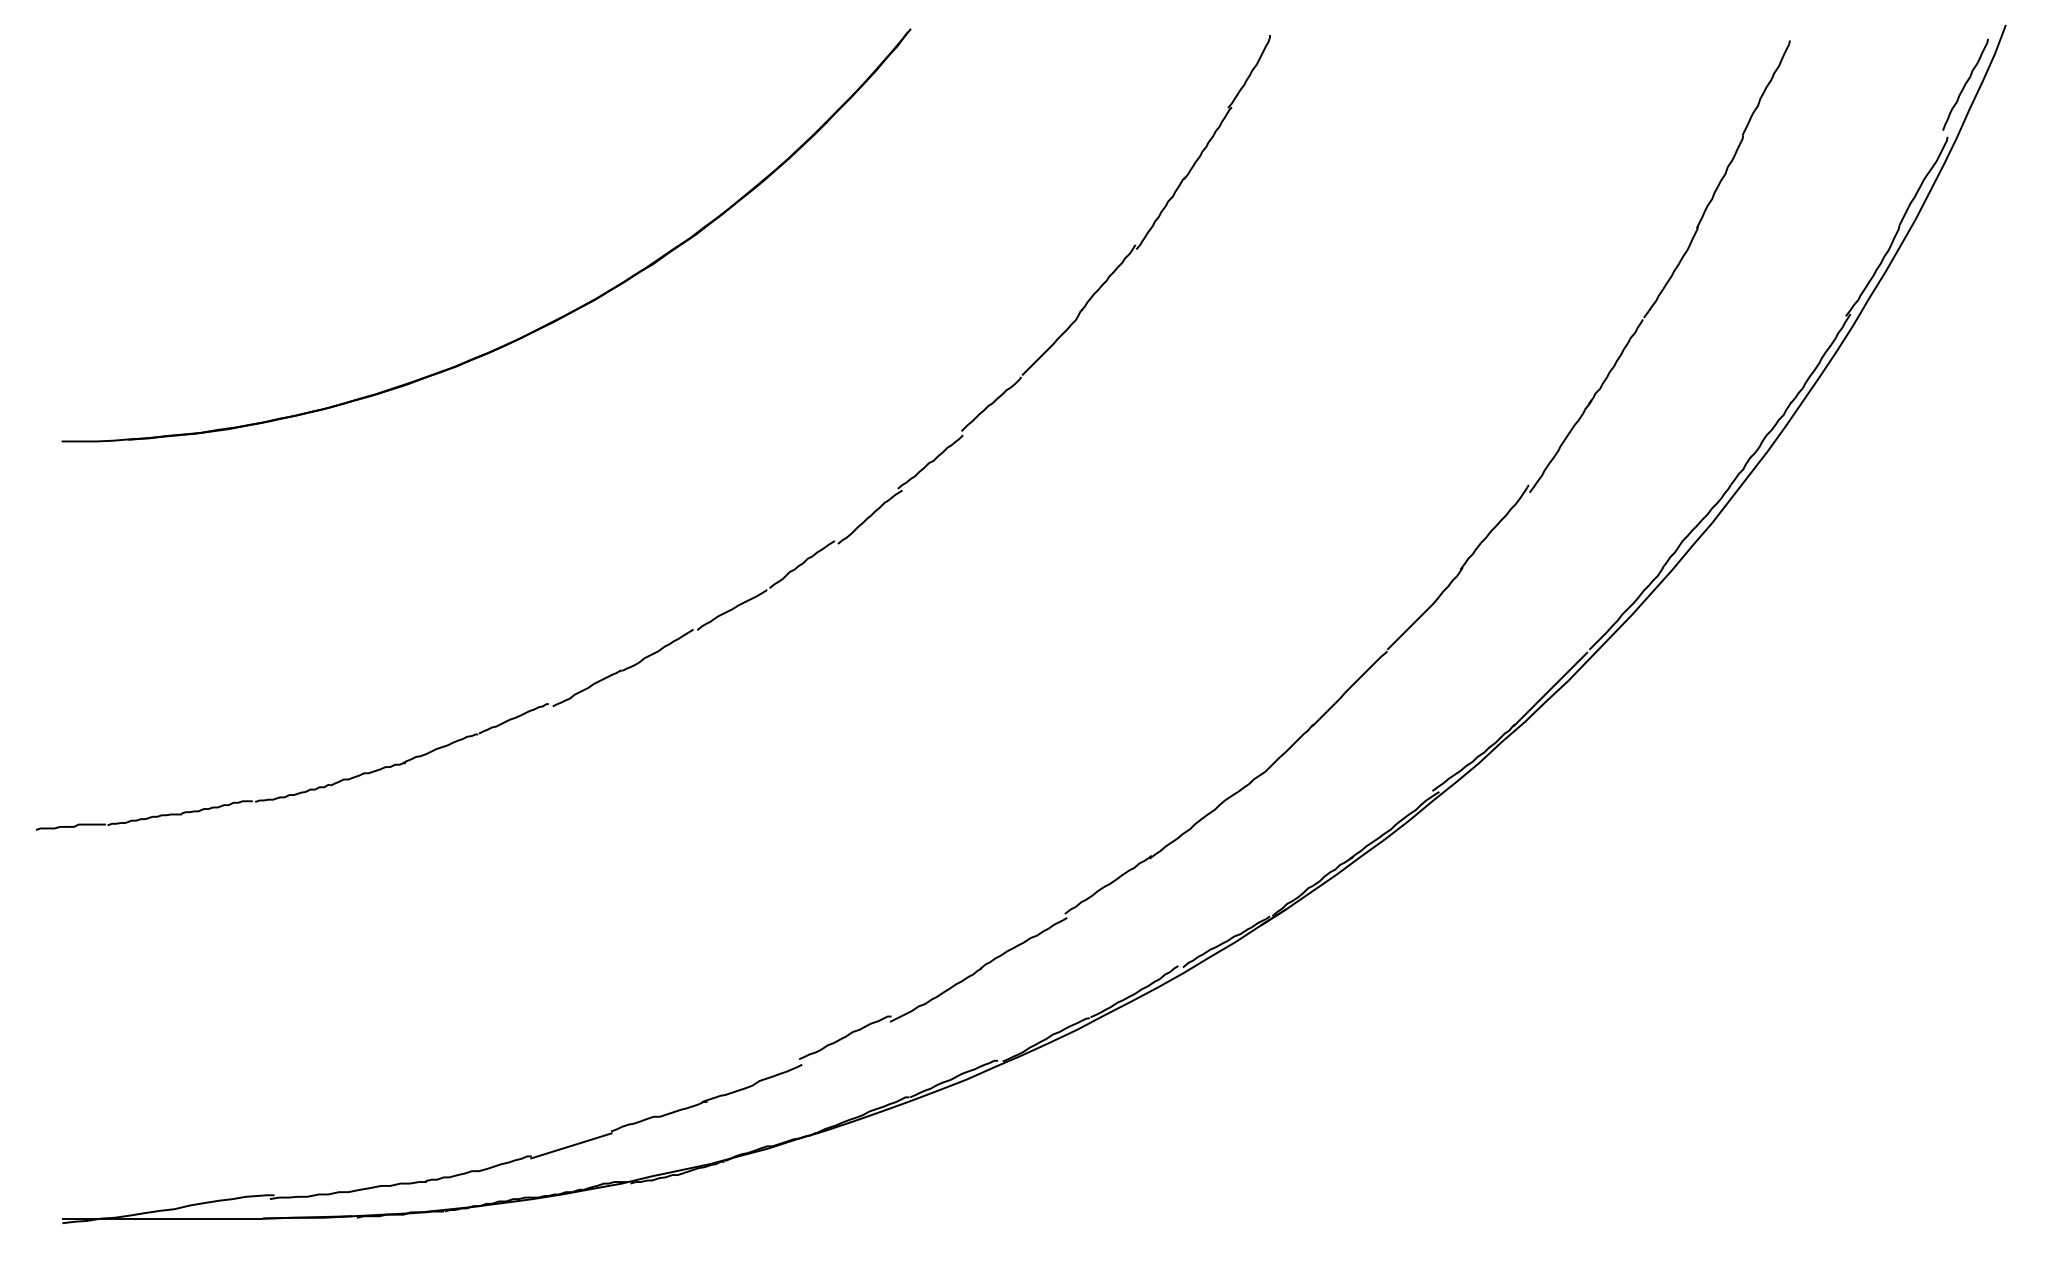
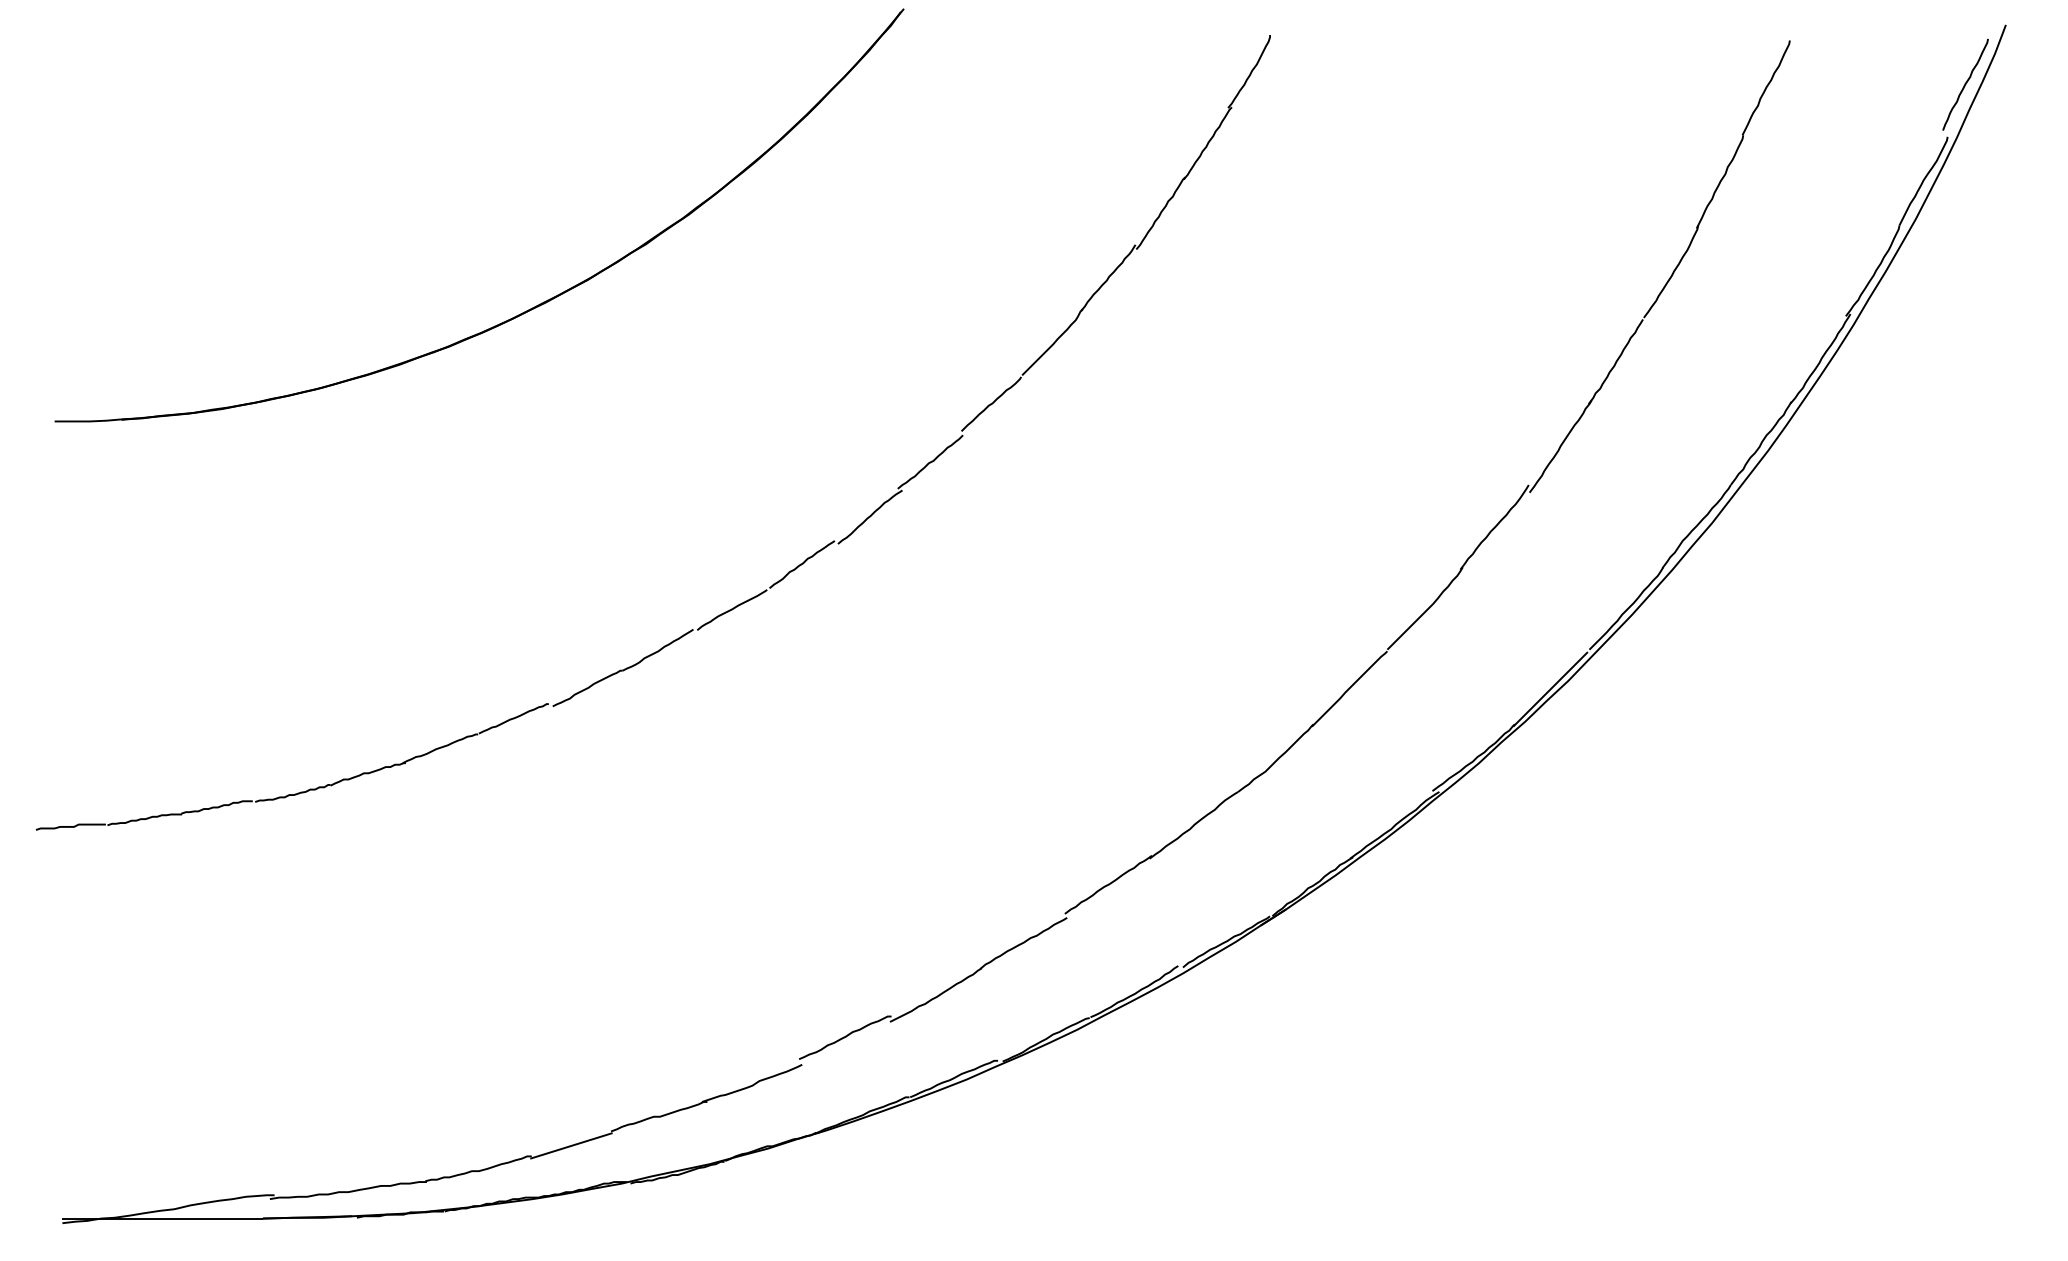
part position: (533, 330) -> (526, 310) (526, 310)
